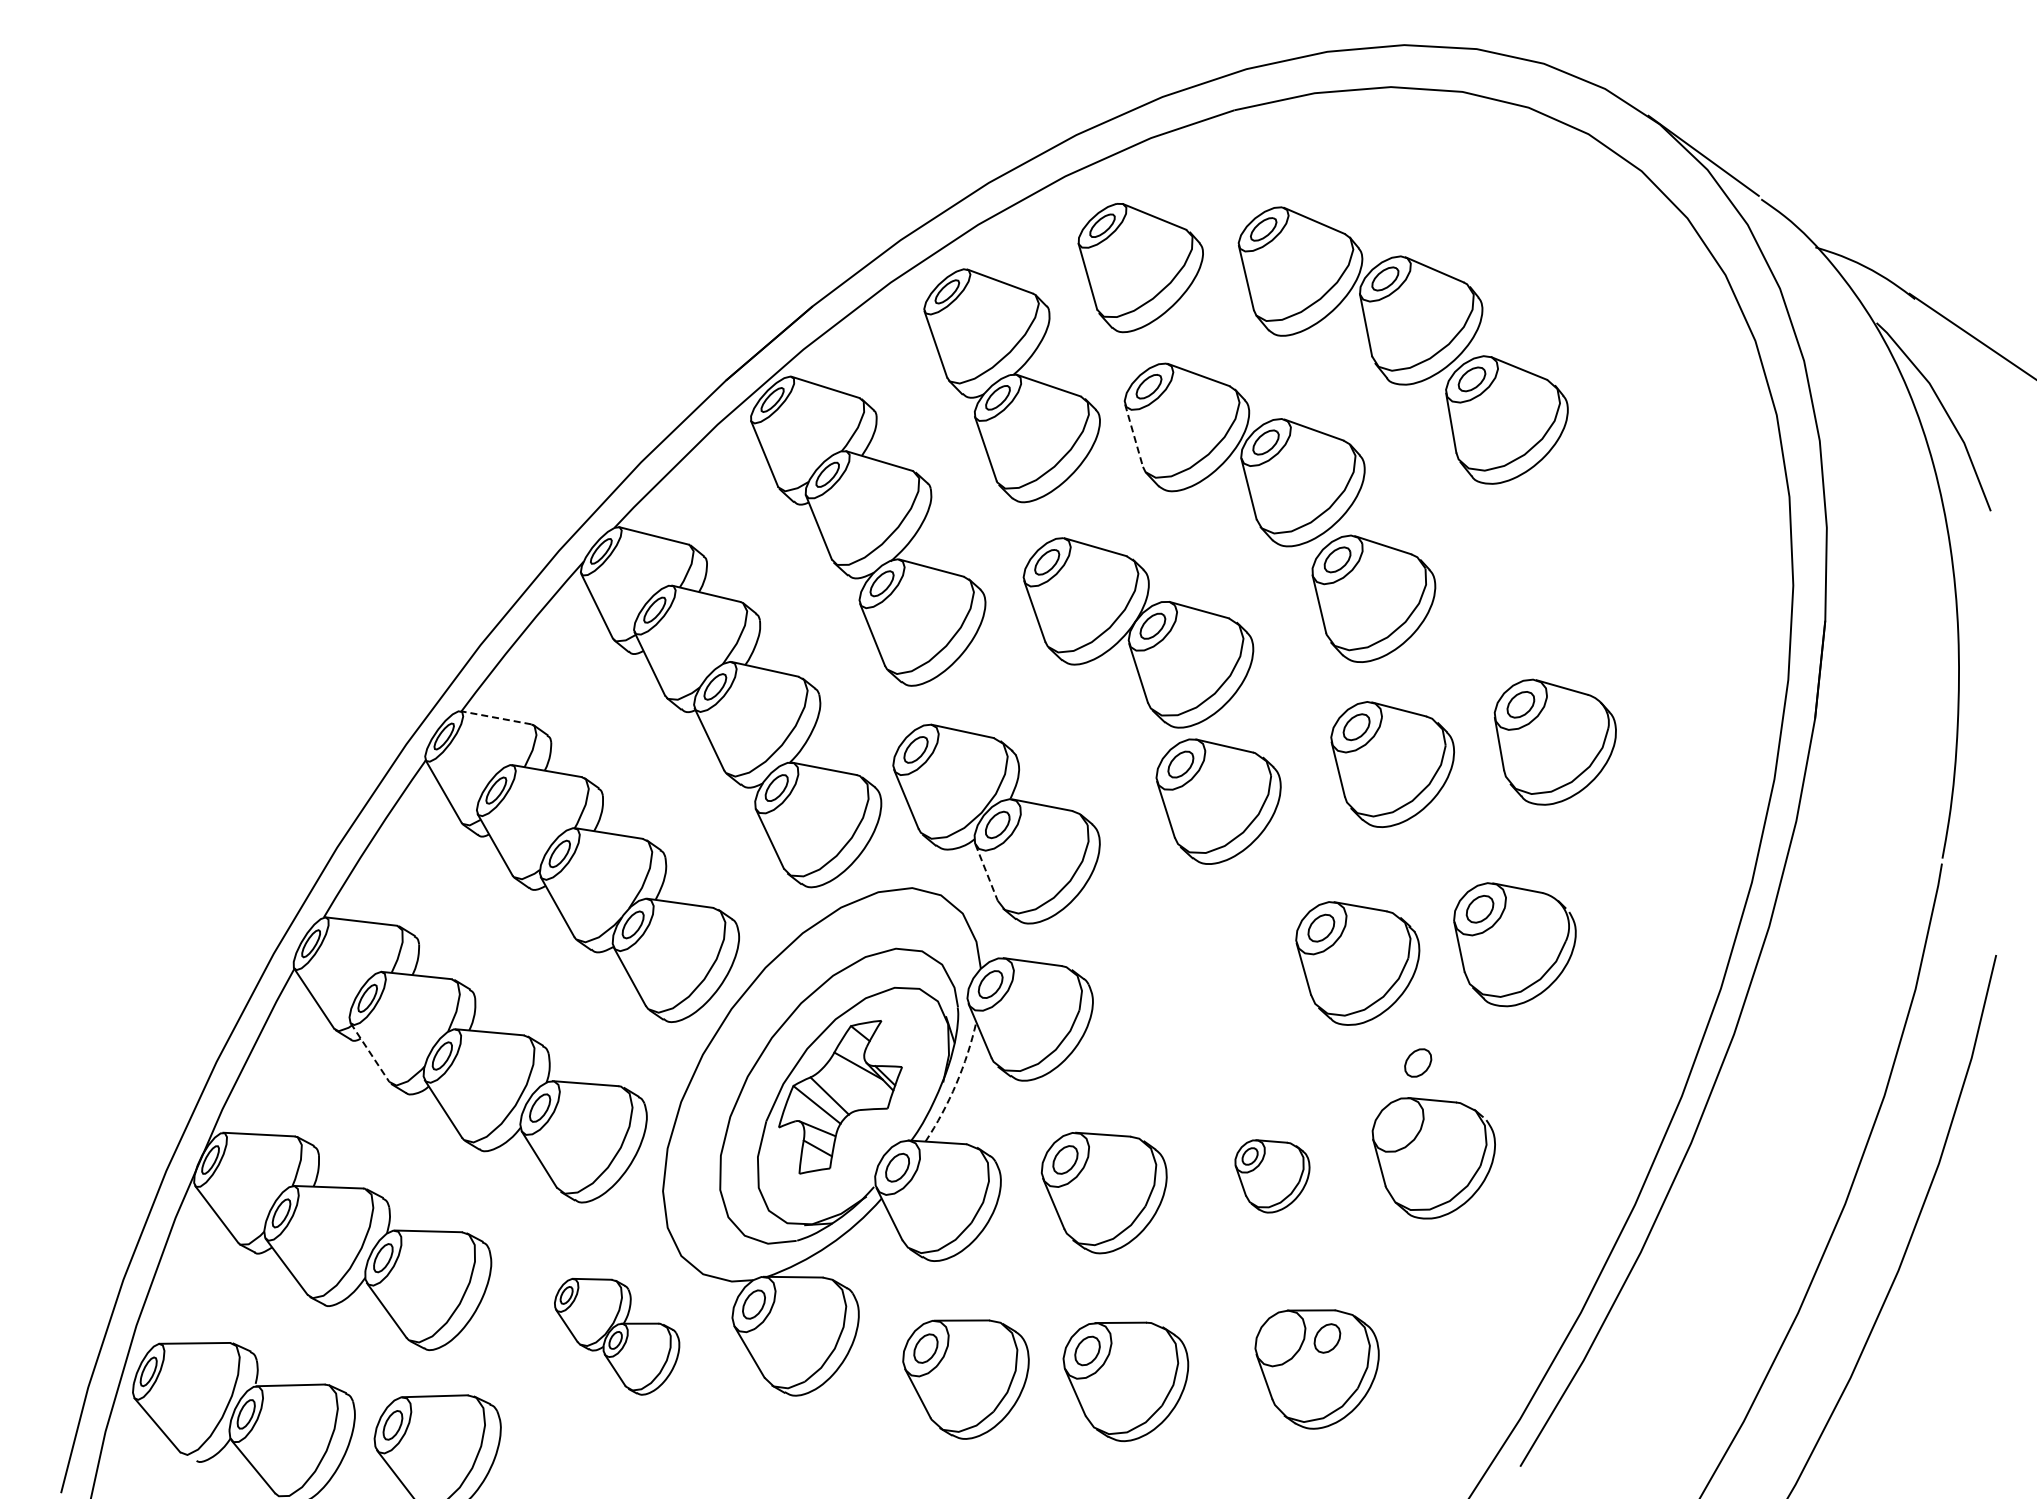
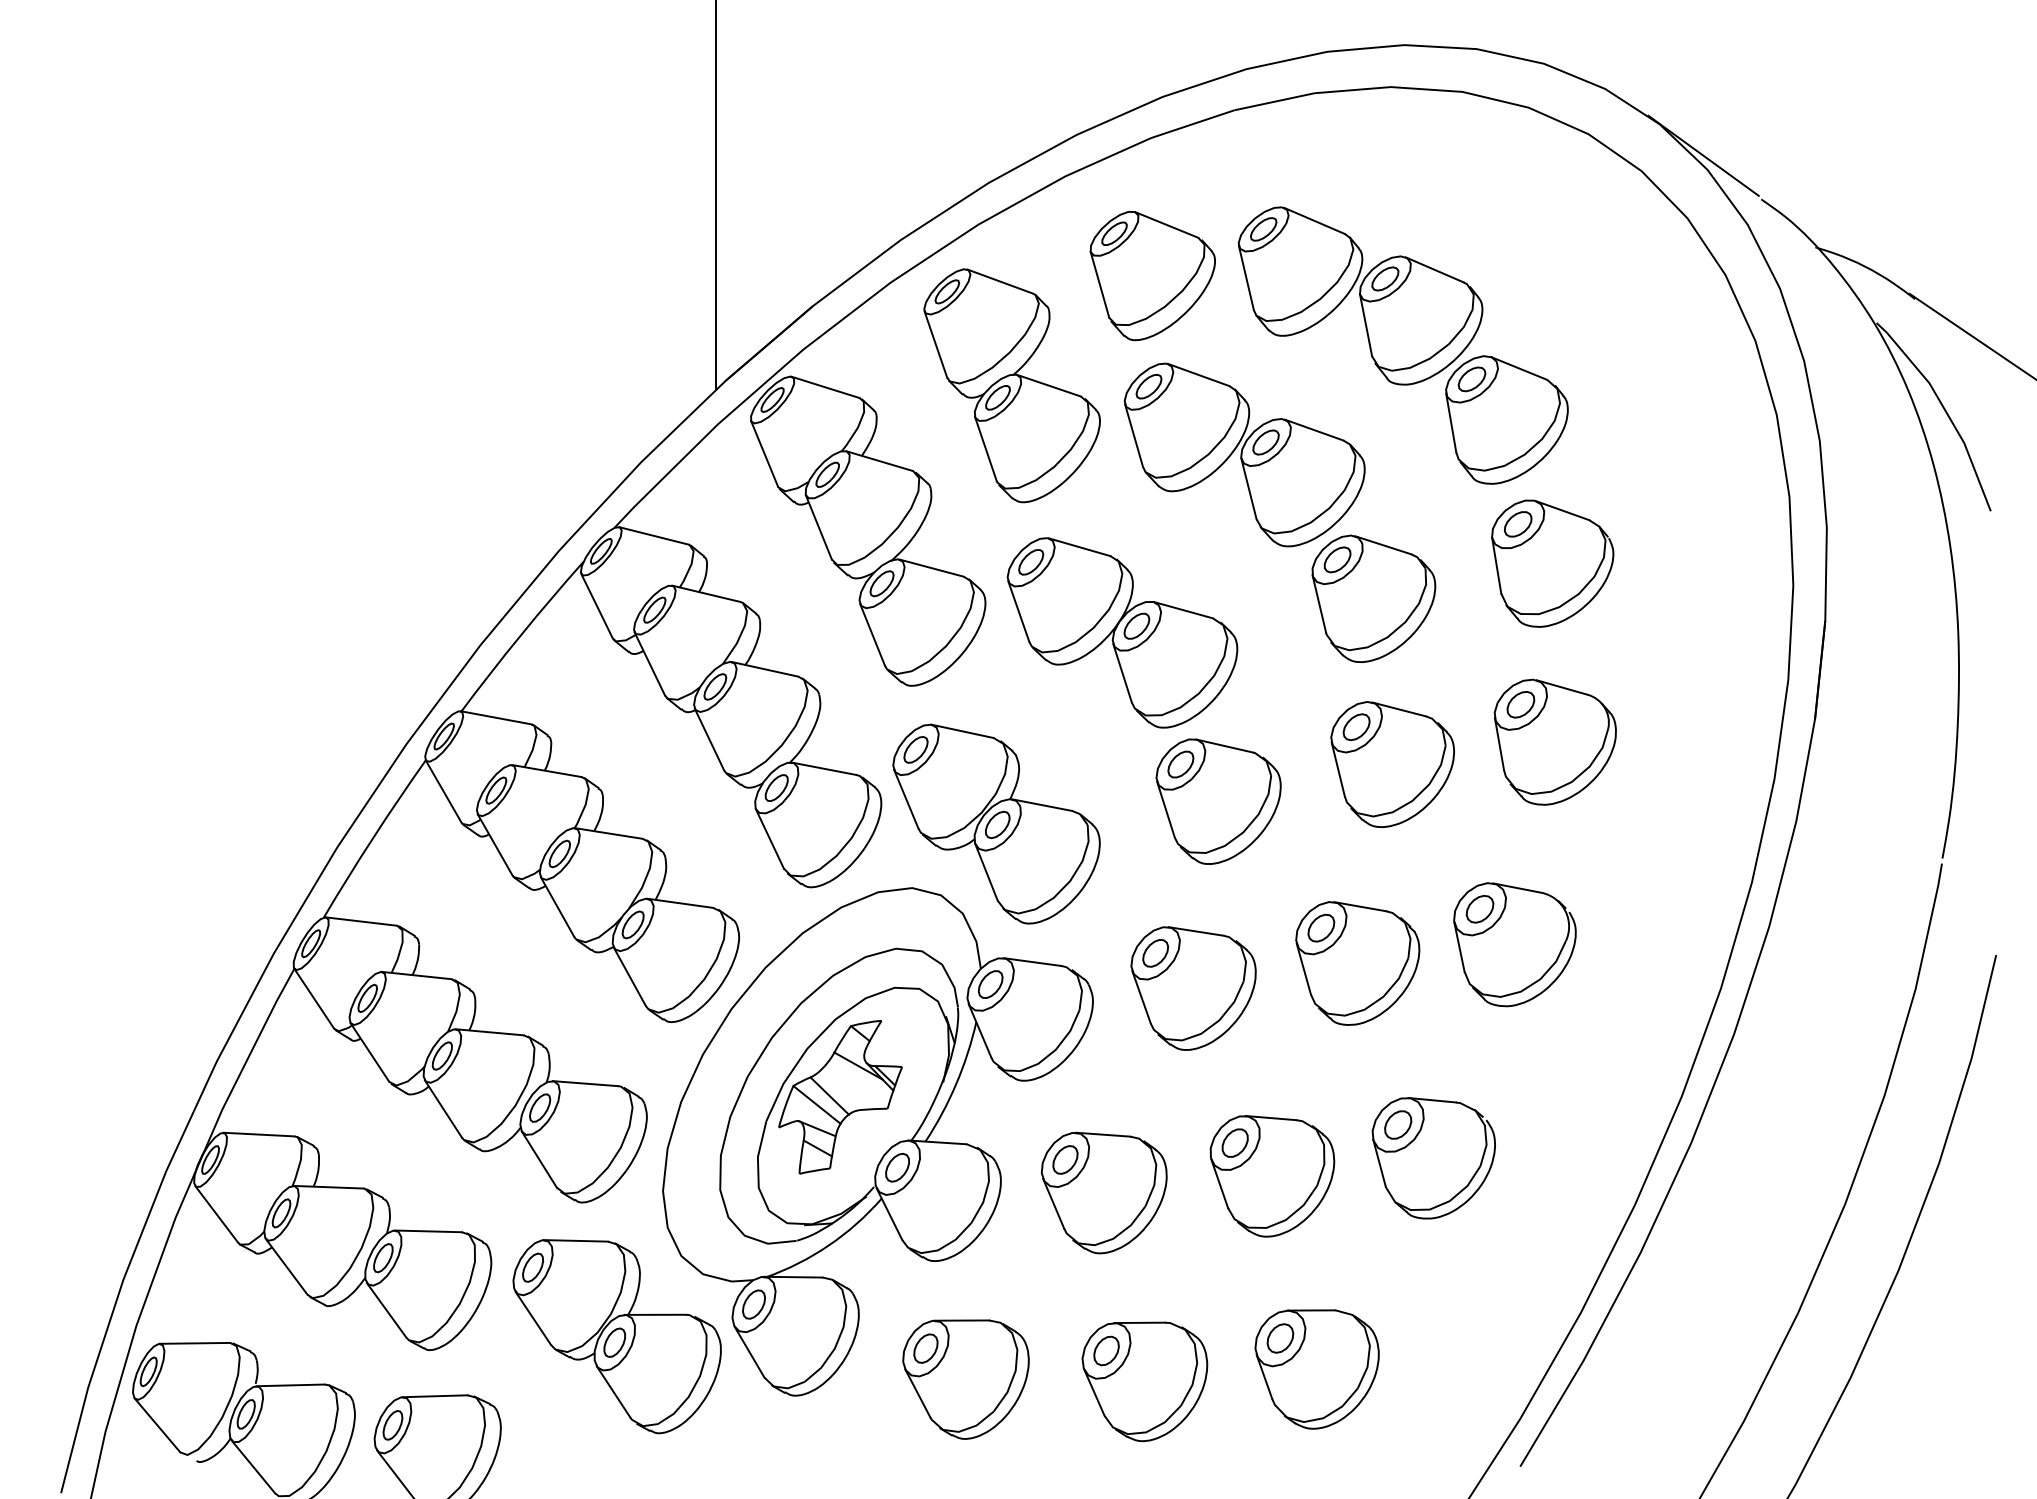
line: none -> present (716, 195)
part position: (1140, 268) -> (1152, 276) (1152, 276)
line: dashed -> solid (1134, 435)
part: none -> present (1552, 563)
part position: (1138, 632) -> (1122, 632) (1122, 632)
line: dashed -> solid (496, 717)
line: dashed -> solid (986, 872)
part: none -> present (1193, 988)
line: dashed -> solid (370, 1053)
part position: (1418, 1062) -> (1398, 1124) (1398, 1124)
arc: dashed -> solid (956, 1084)
part size: 77x75 px -> 127x123 px (1272, 1176)
part size: 127x118 px -> 210x196 px (616, 1336)
part position: (1327, 1338) -> (1280, 1338) (1280, 1338)
part position: (1125, 1381) -> (1144, 1381) (1144, 1381)
